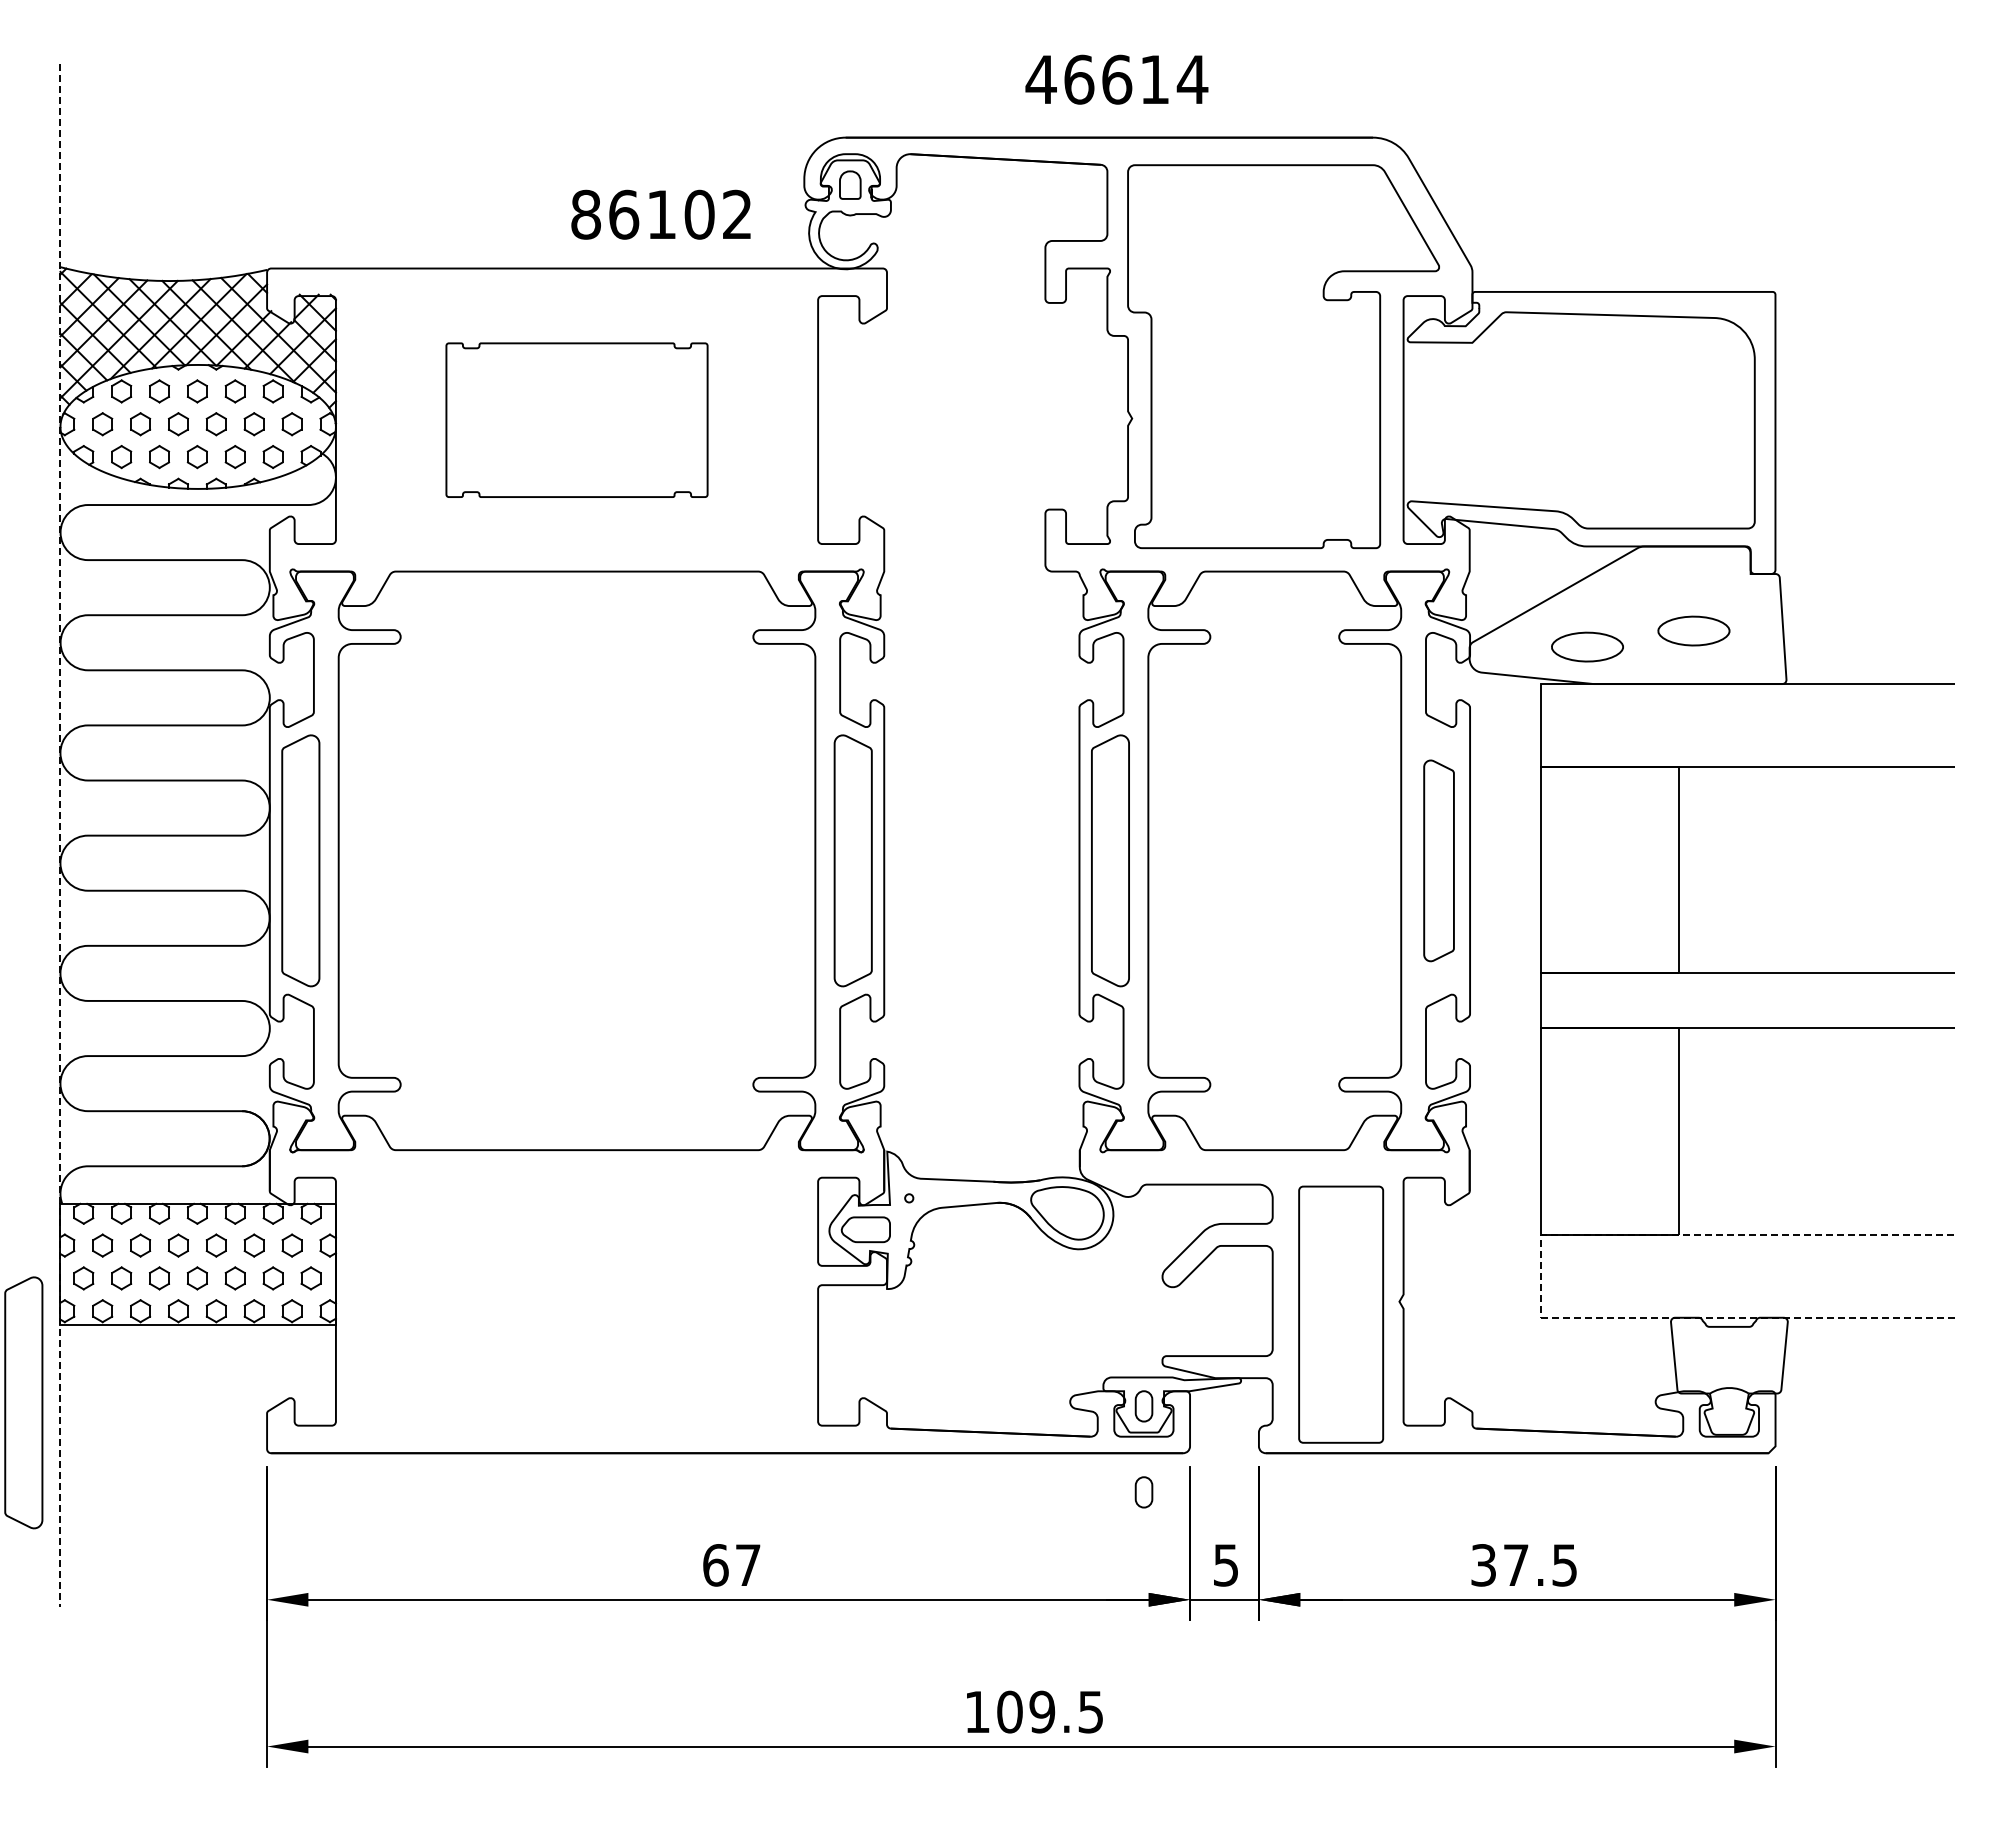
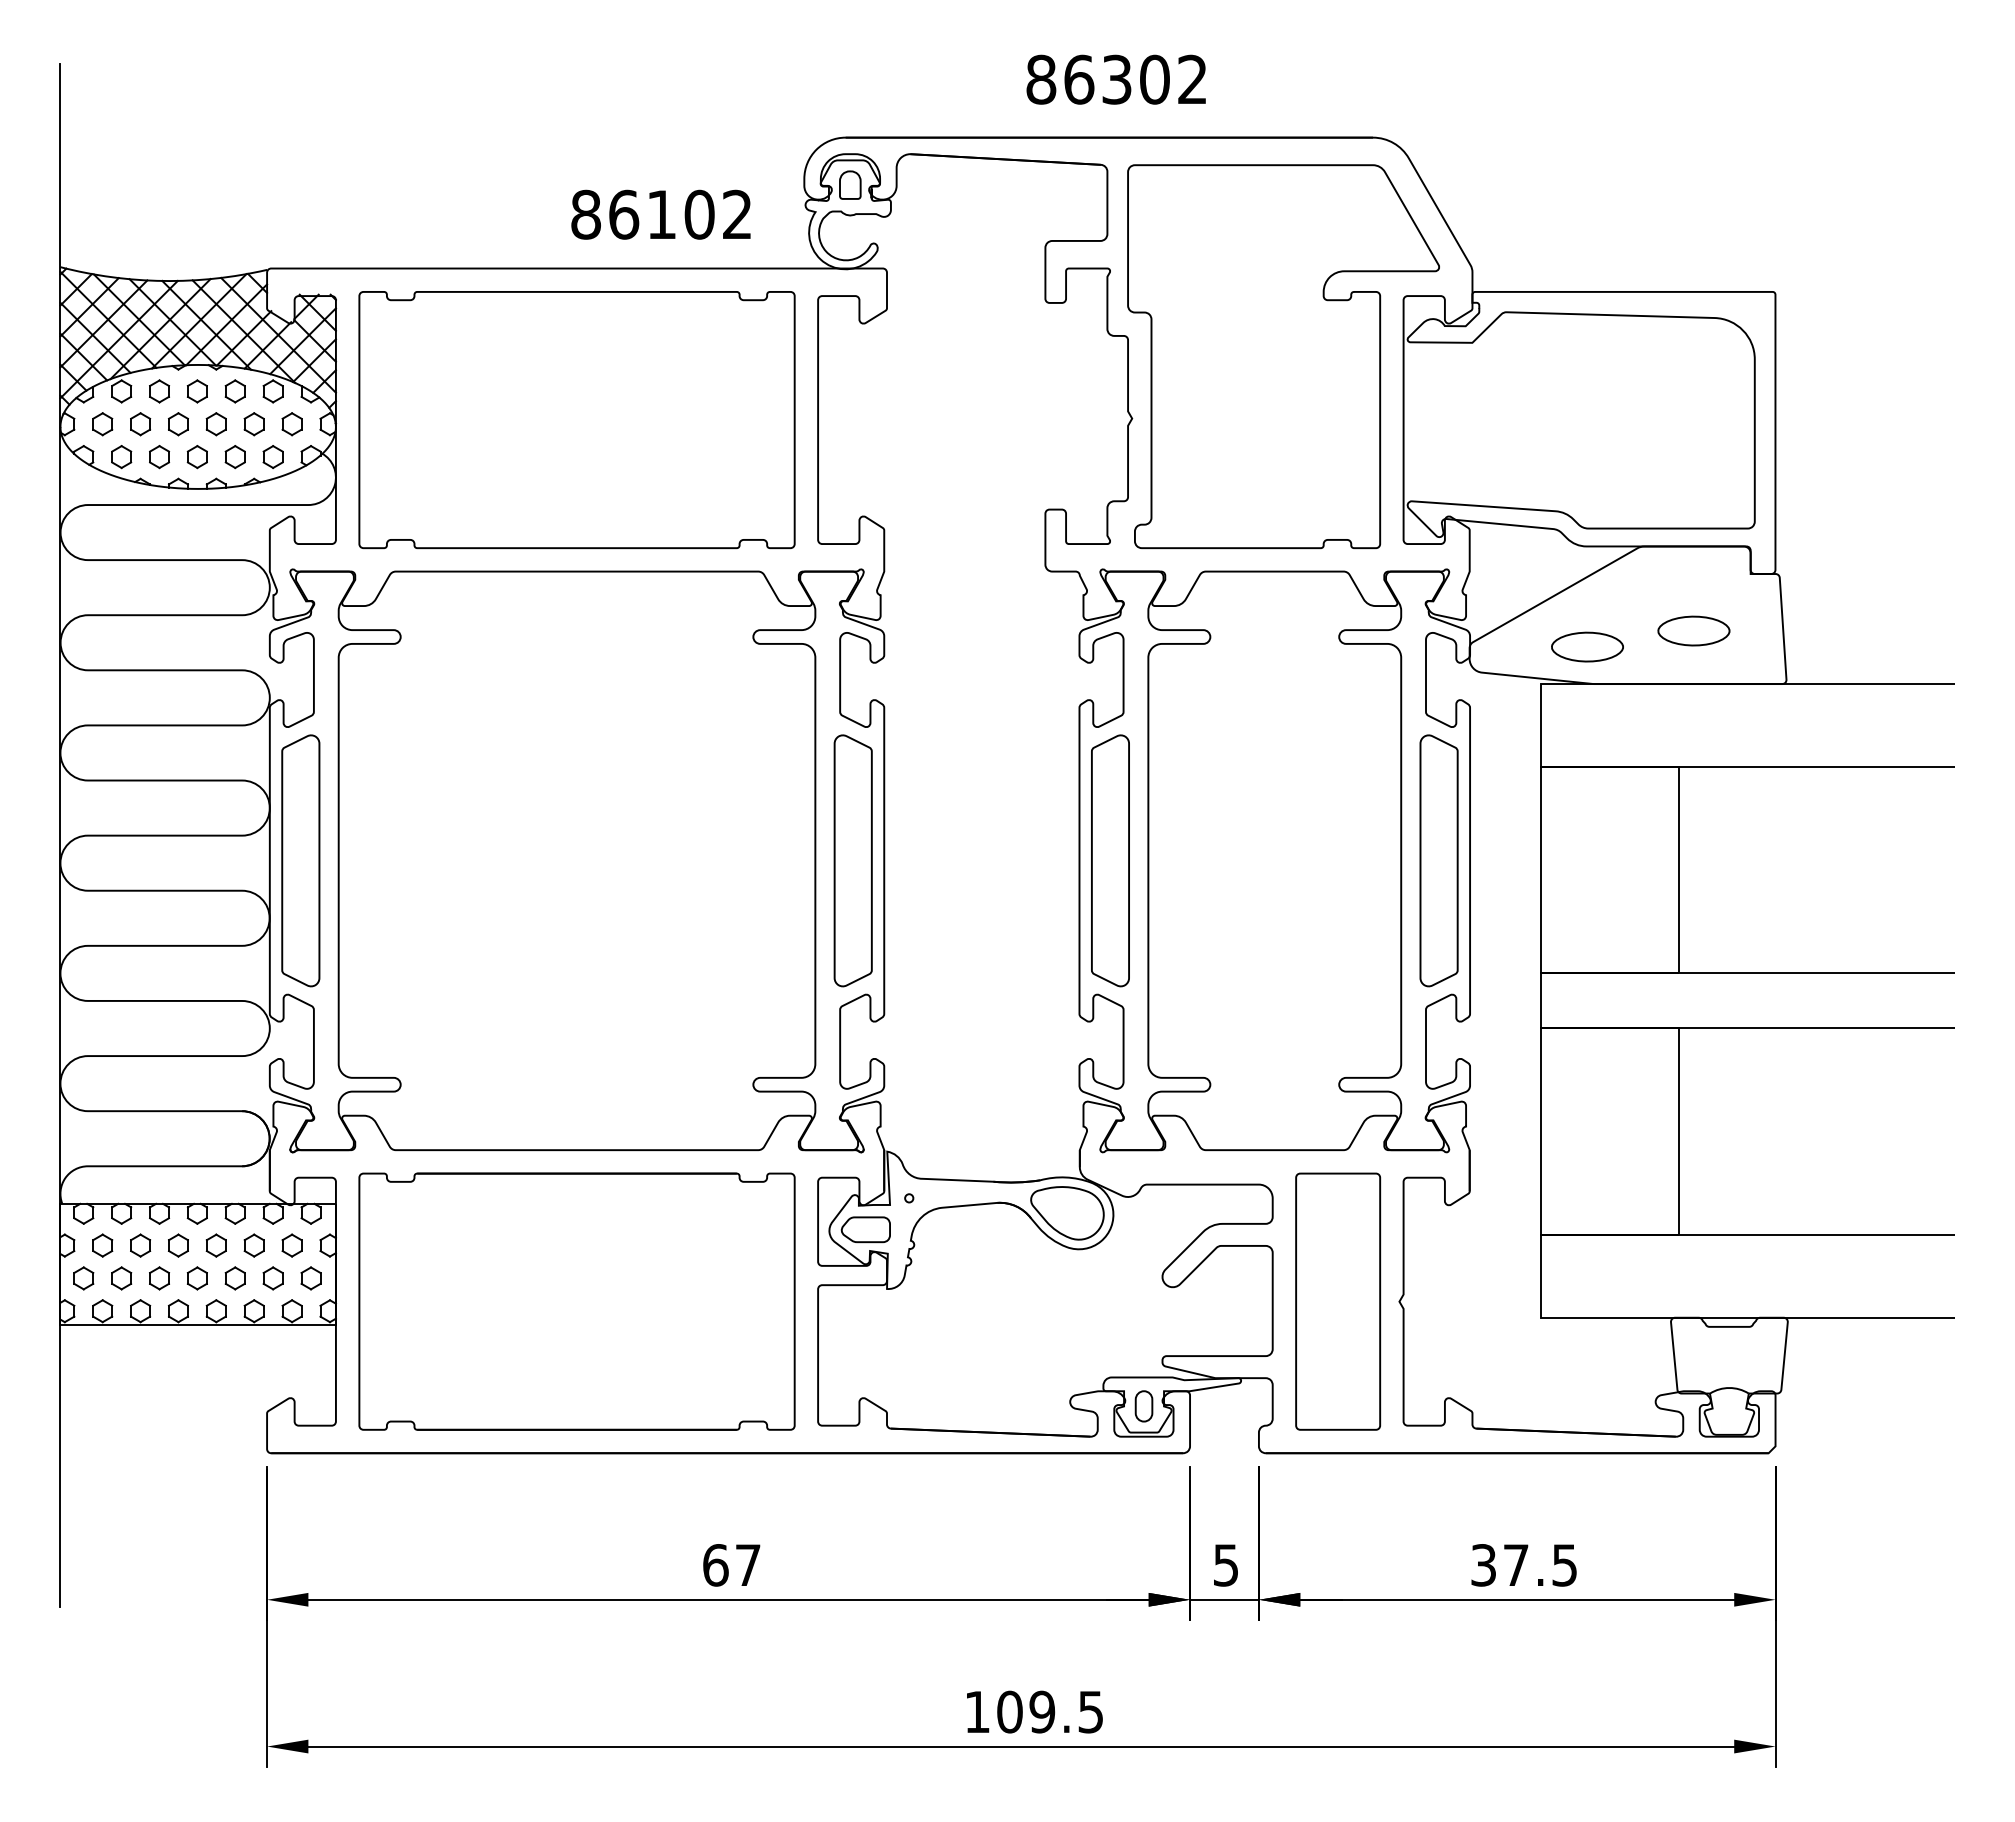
text: 46614 -> 86302 (1116, 79)
part size: 264x156 px -> 438x259 px (576, 420)
line: dashed -> solid (60, 836)
part size: 32x204 px -> 40x254 px (1438, 860)
line: dashed -> solid (1541, 1275)
part: none -> present (576, 1301)
part position: (1341, 1314) -> (1338, 1301) (1338, 1301)
part: present -> none (23, 1402)
part: present -> none (1143, 1492)
